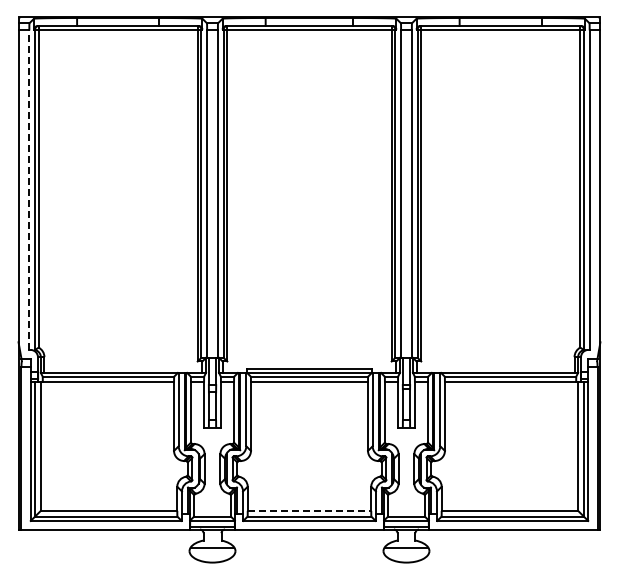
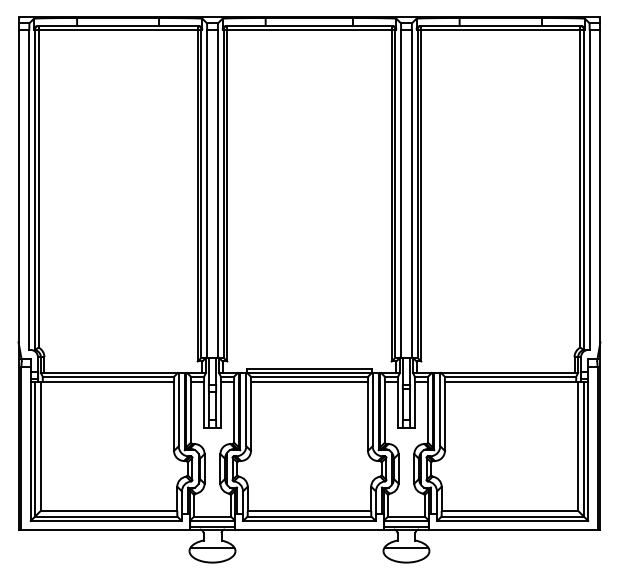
line: dashed -> solid (29, 190)
line: dashed -> solid (309, 510)
